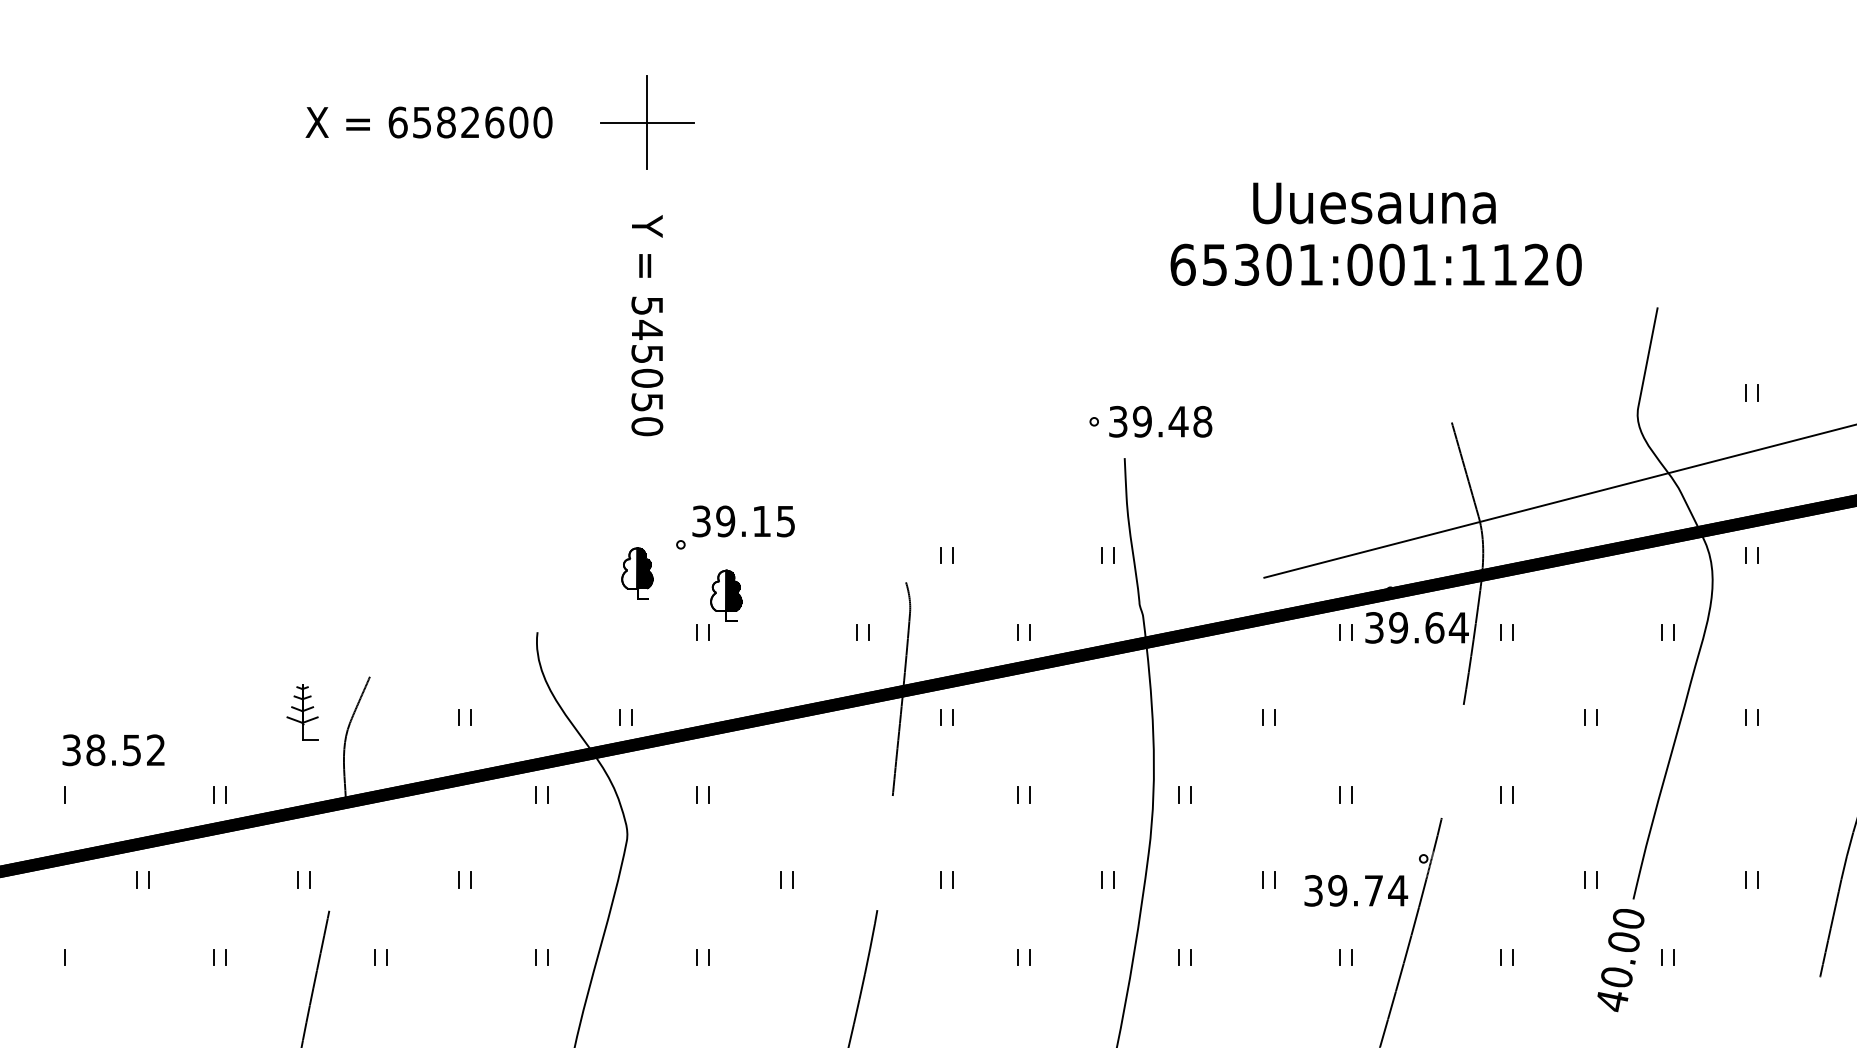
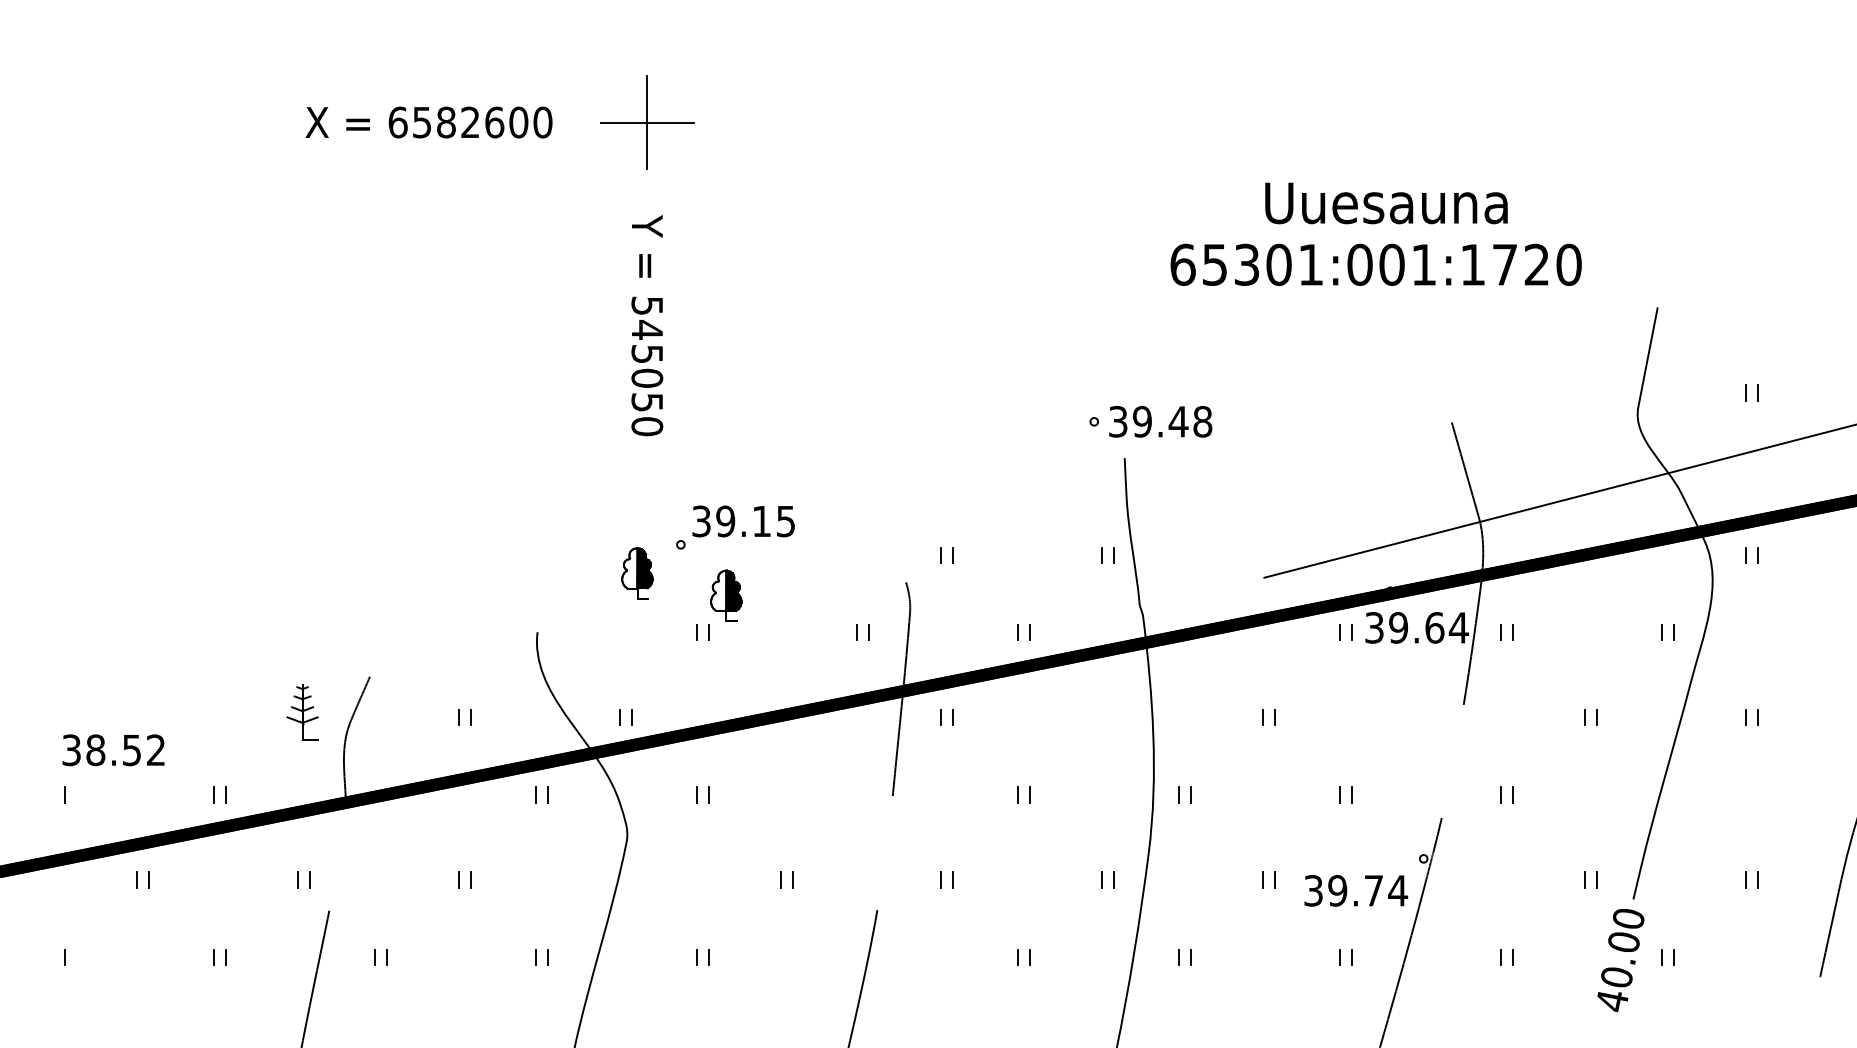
text position: (1374, 203) -> (1386, 203) (1386, 203)
text: 65301:001:1120 -> 65301:001:1720 (1504, 264)
